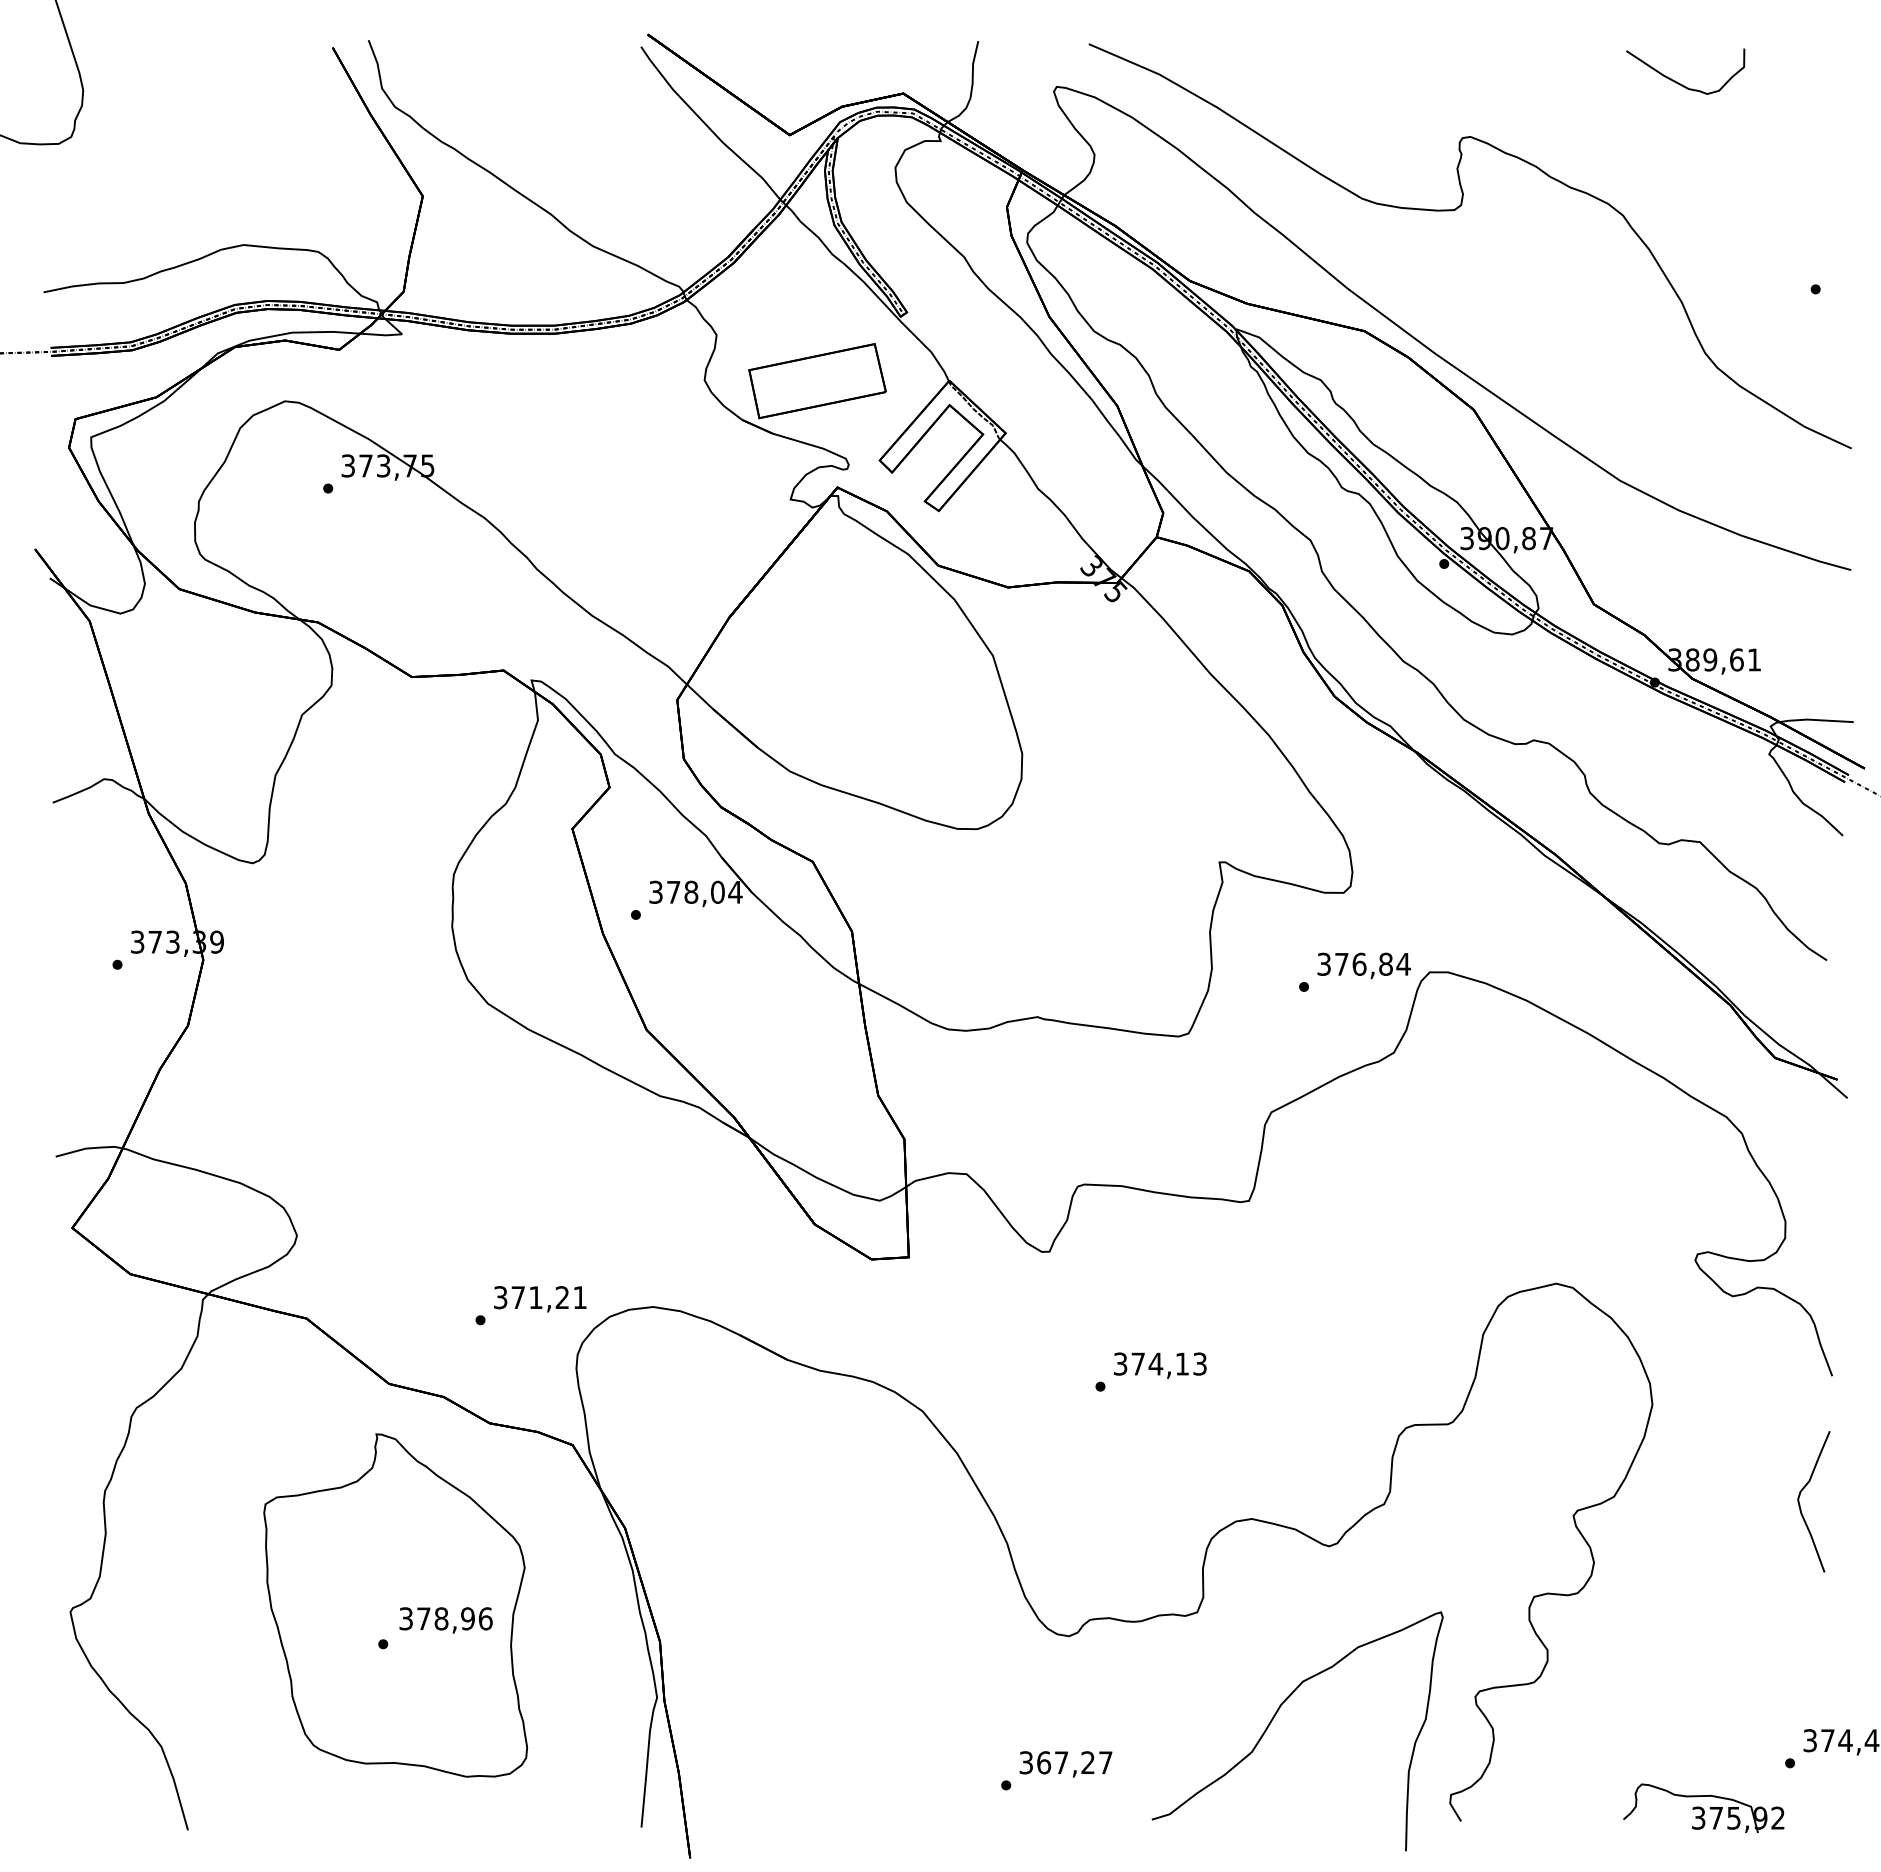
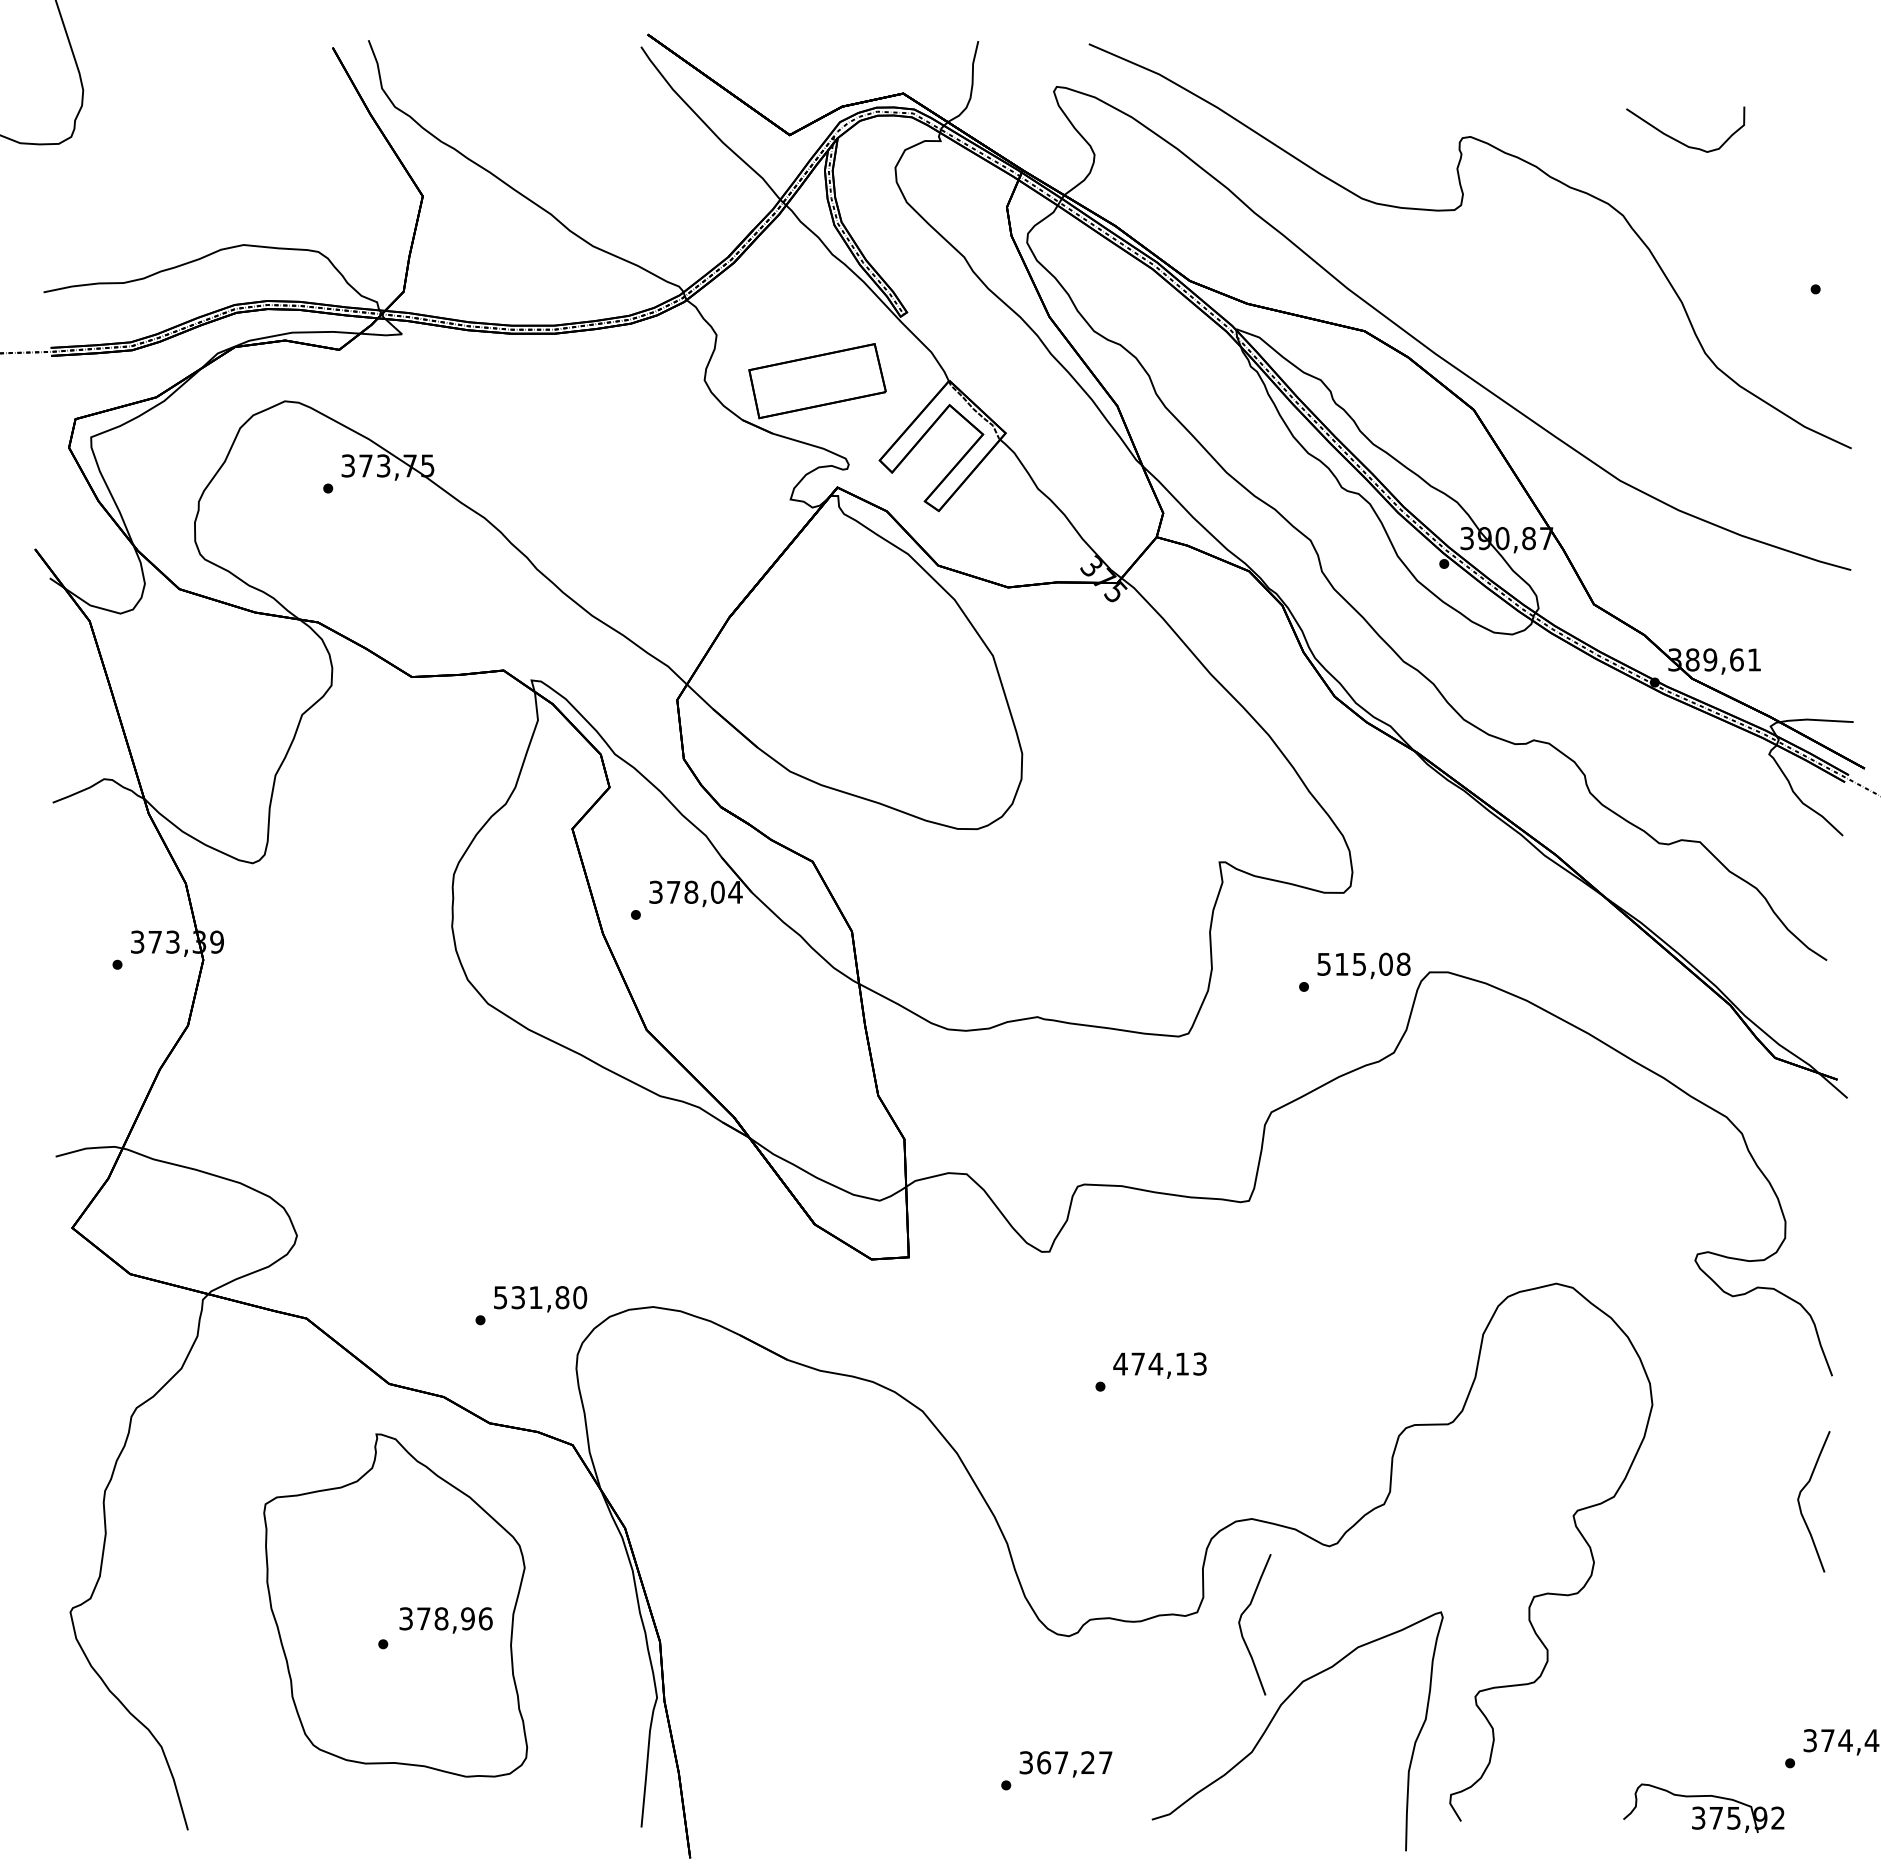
curve position: (1677, 81) -> (1677, 139) (1677, 139)
text: 376,84 -> 515,08 (1364, 963)
text: 371,21 -> 531,80 (540, 1297)
text: 374,13 -> 474,13 (1120, 1363)
curve: none -> present (1241, 1627)
